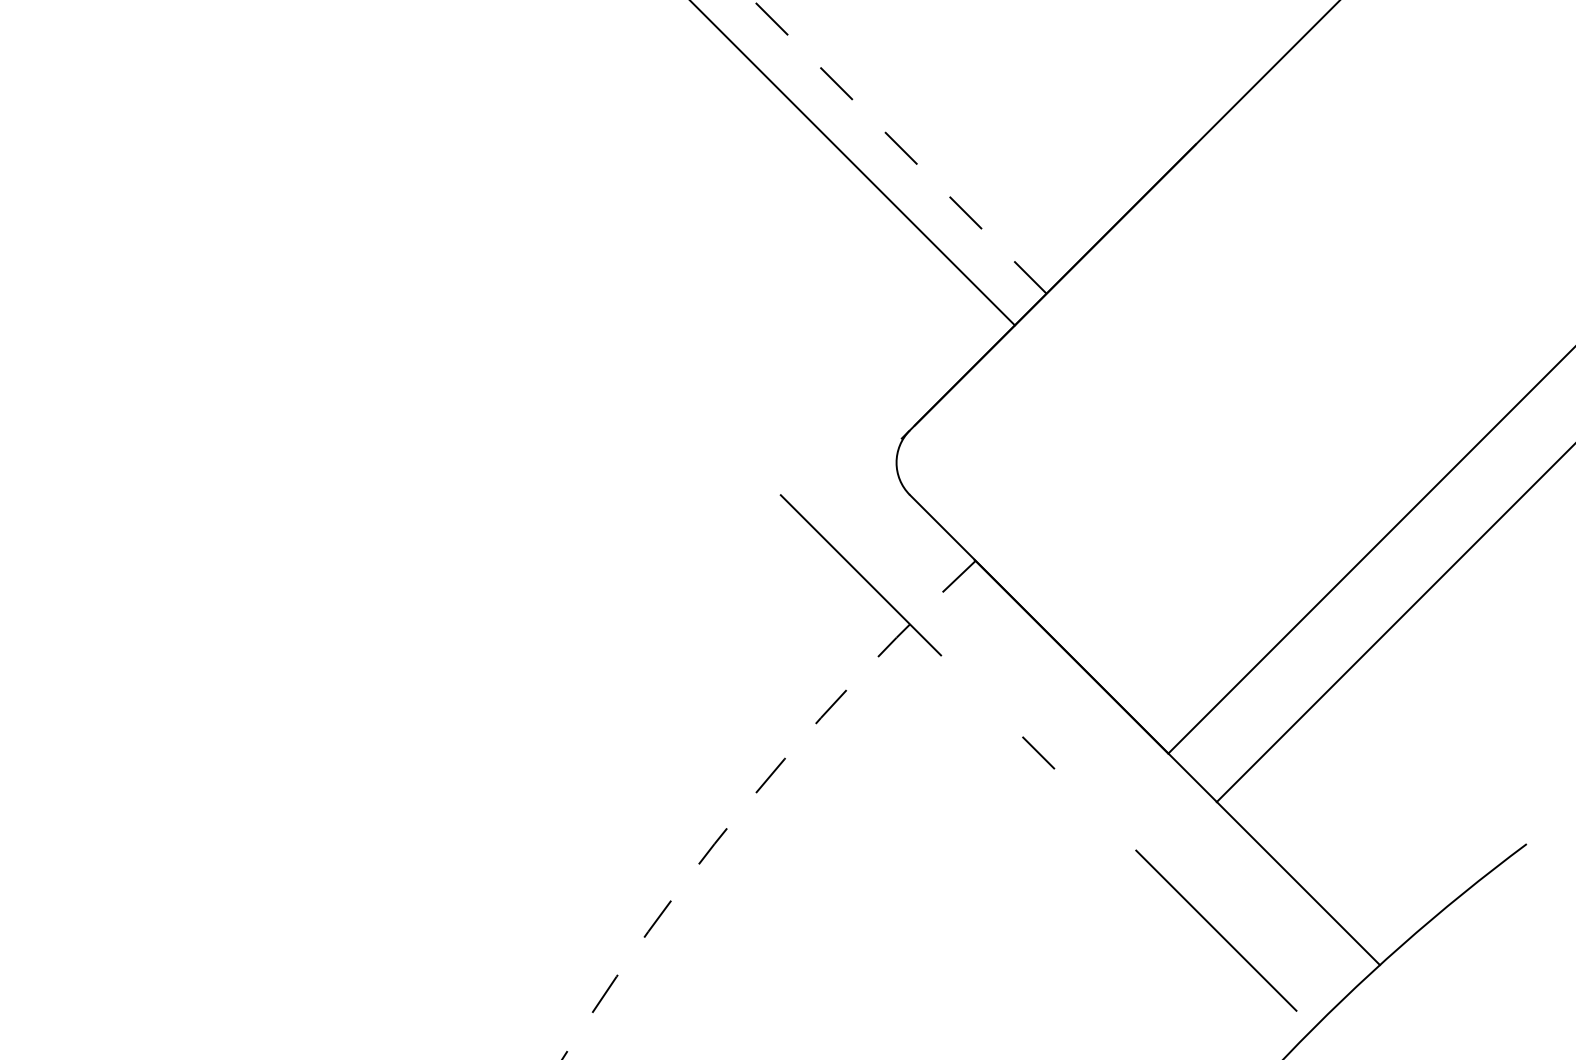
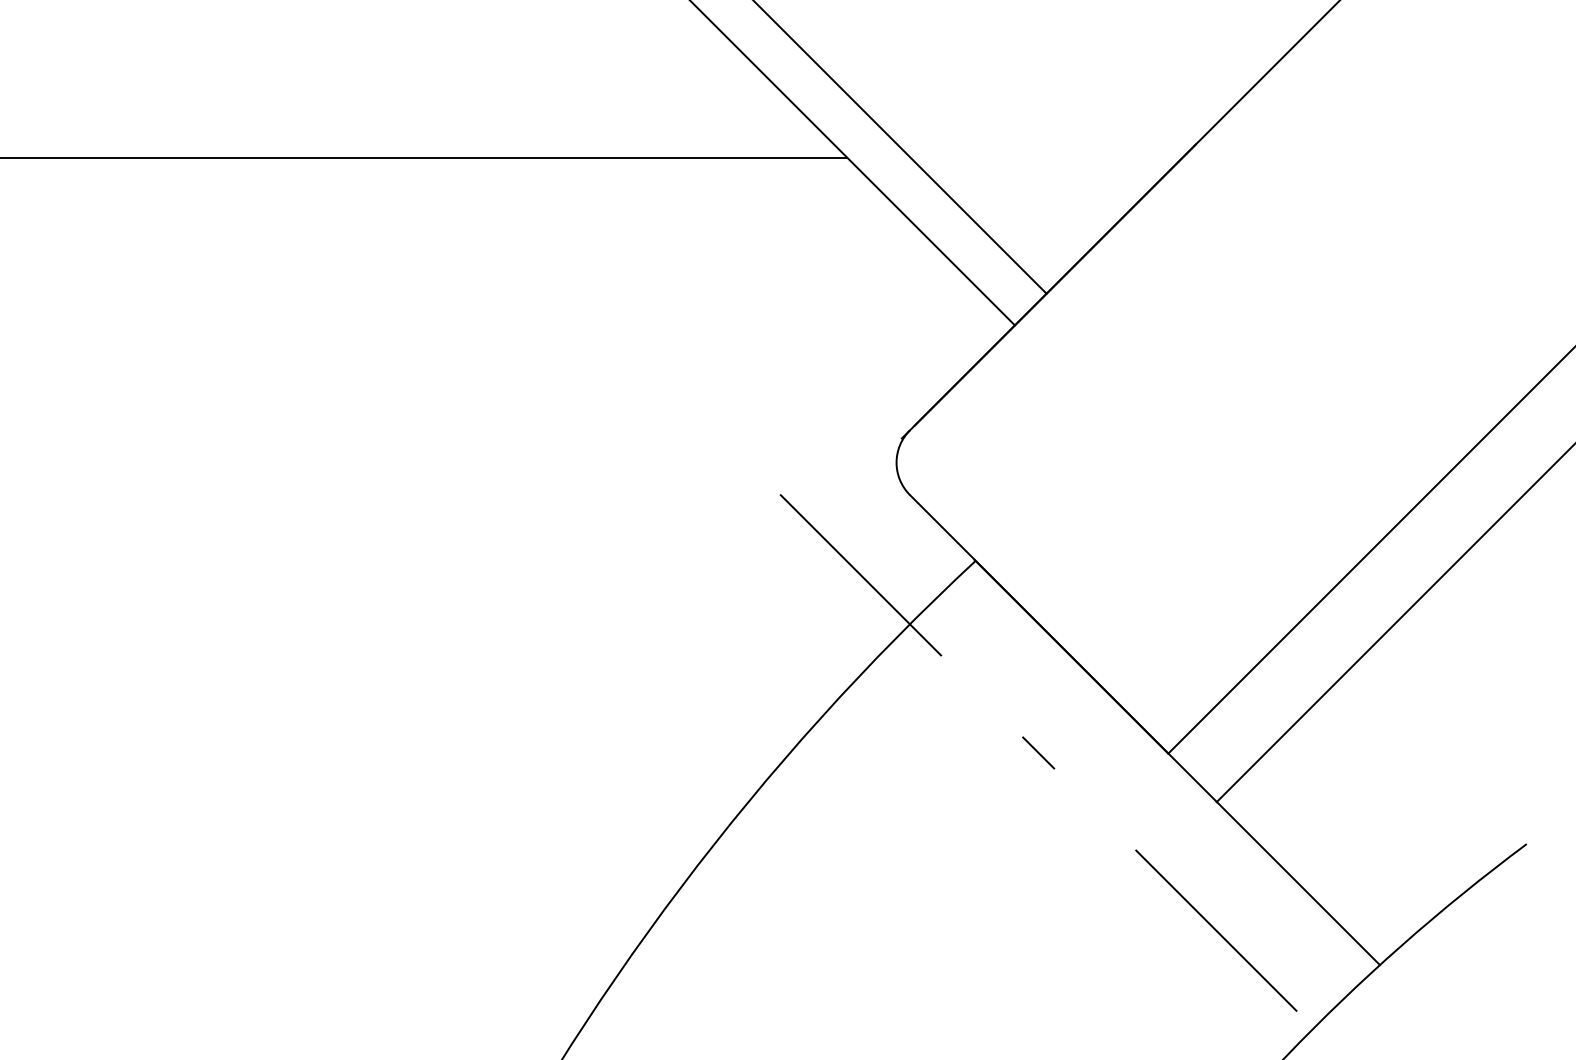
line: dashed -> solid (899, 146)
line: none -> present (424, 157)
arc: dashed -> solid (752, 797)
